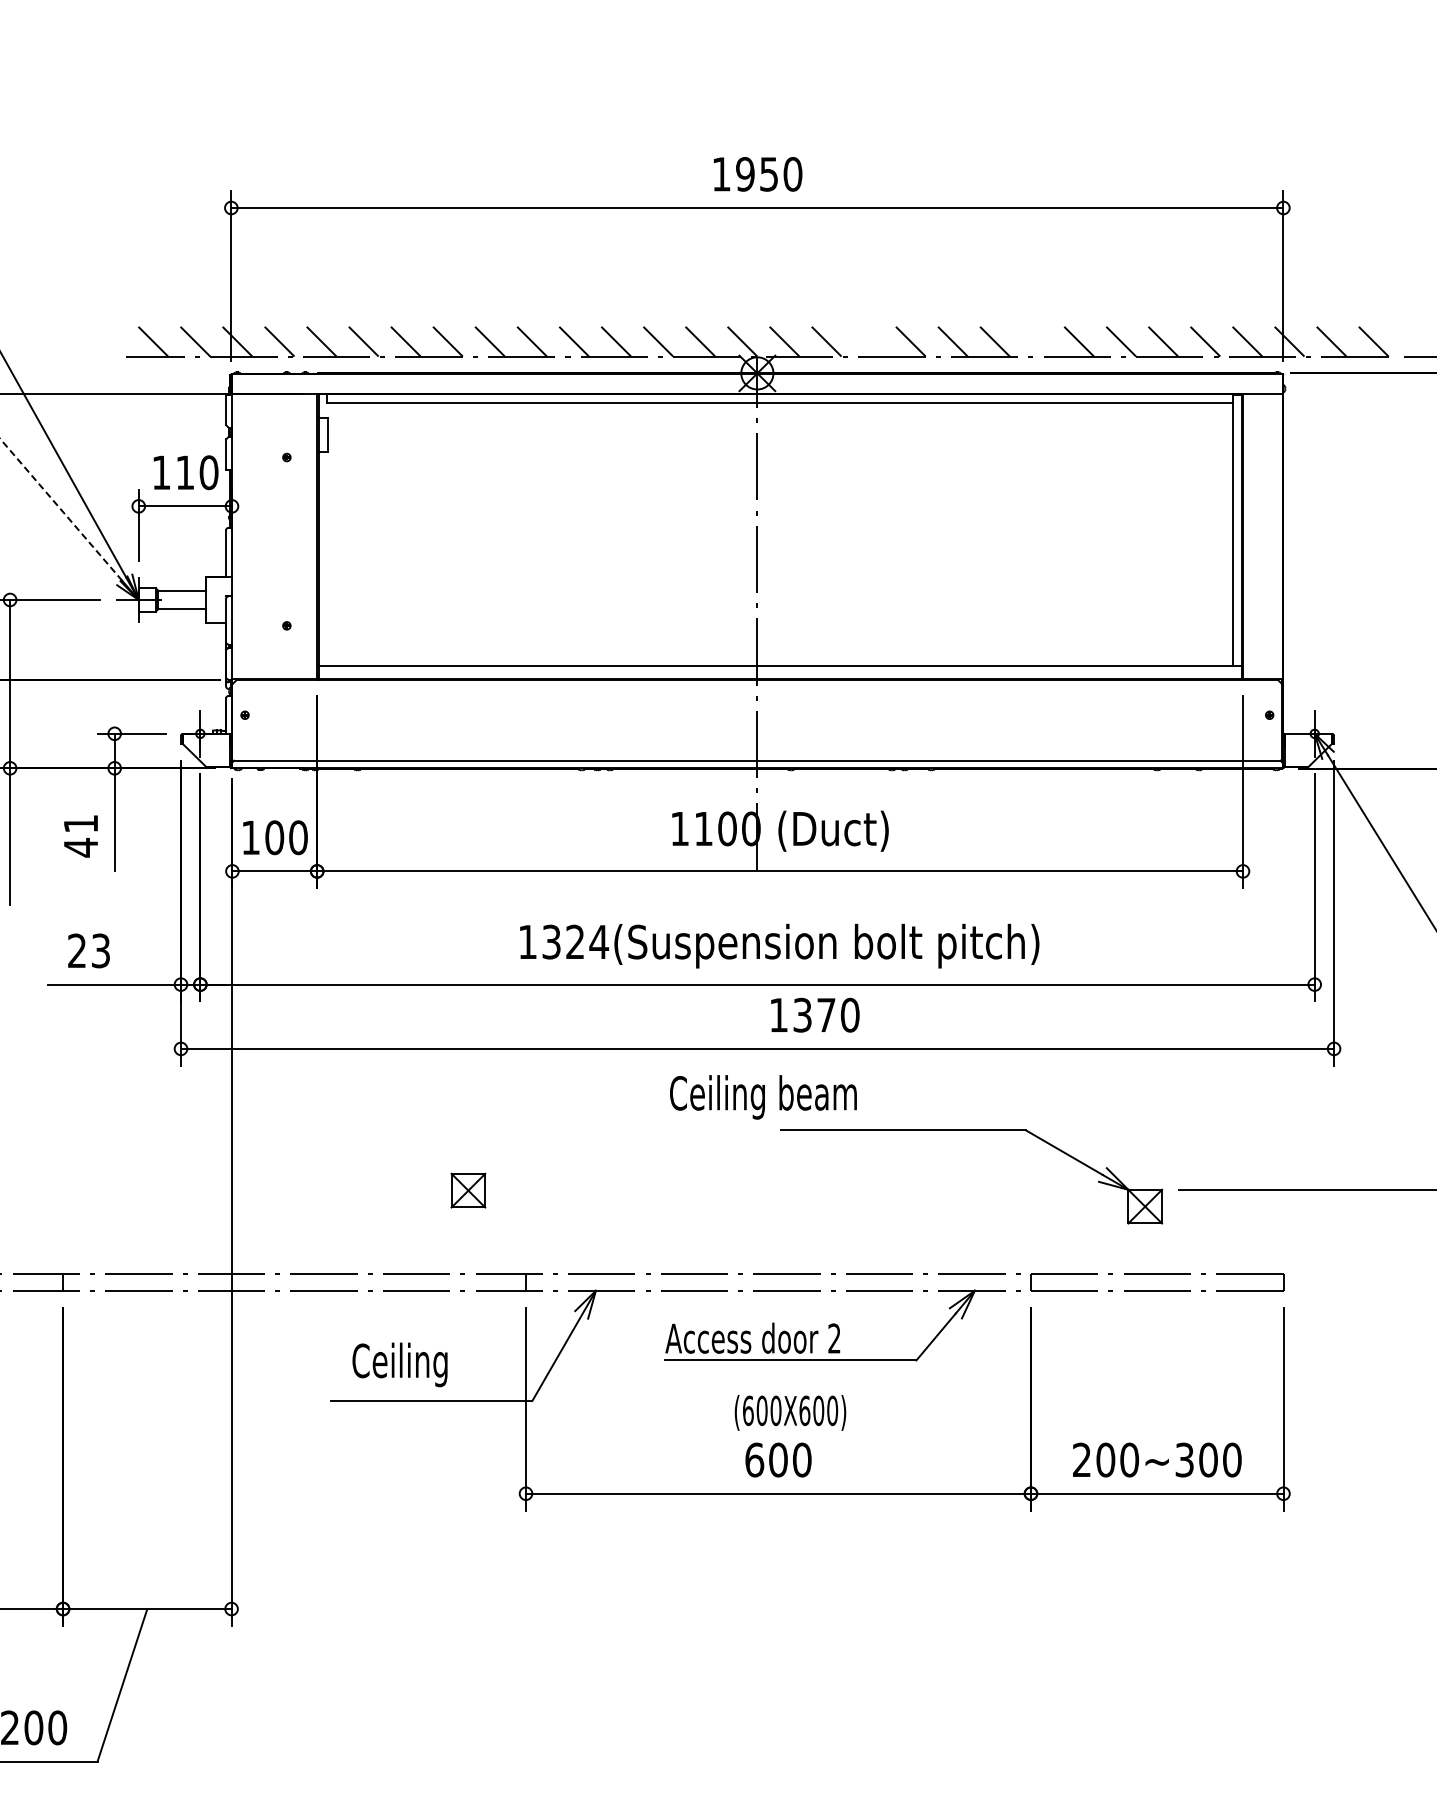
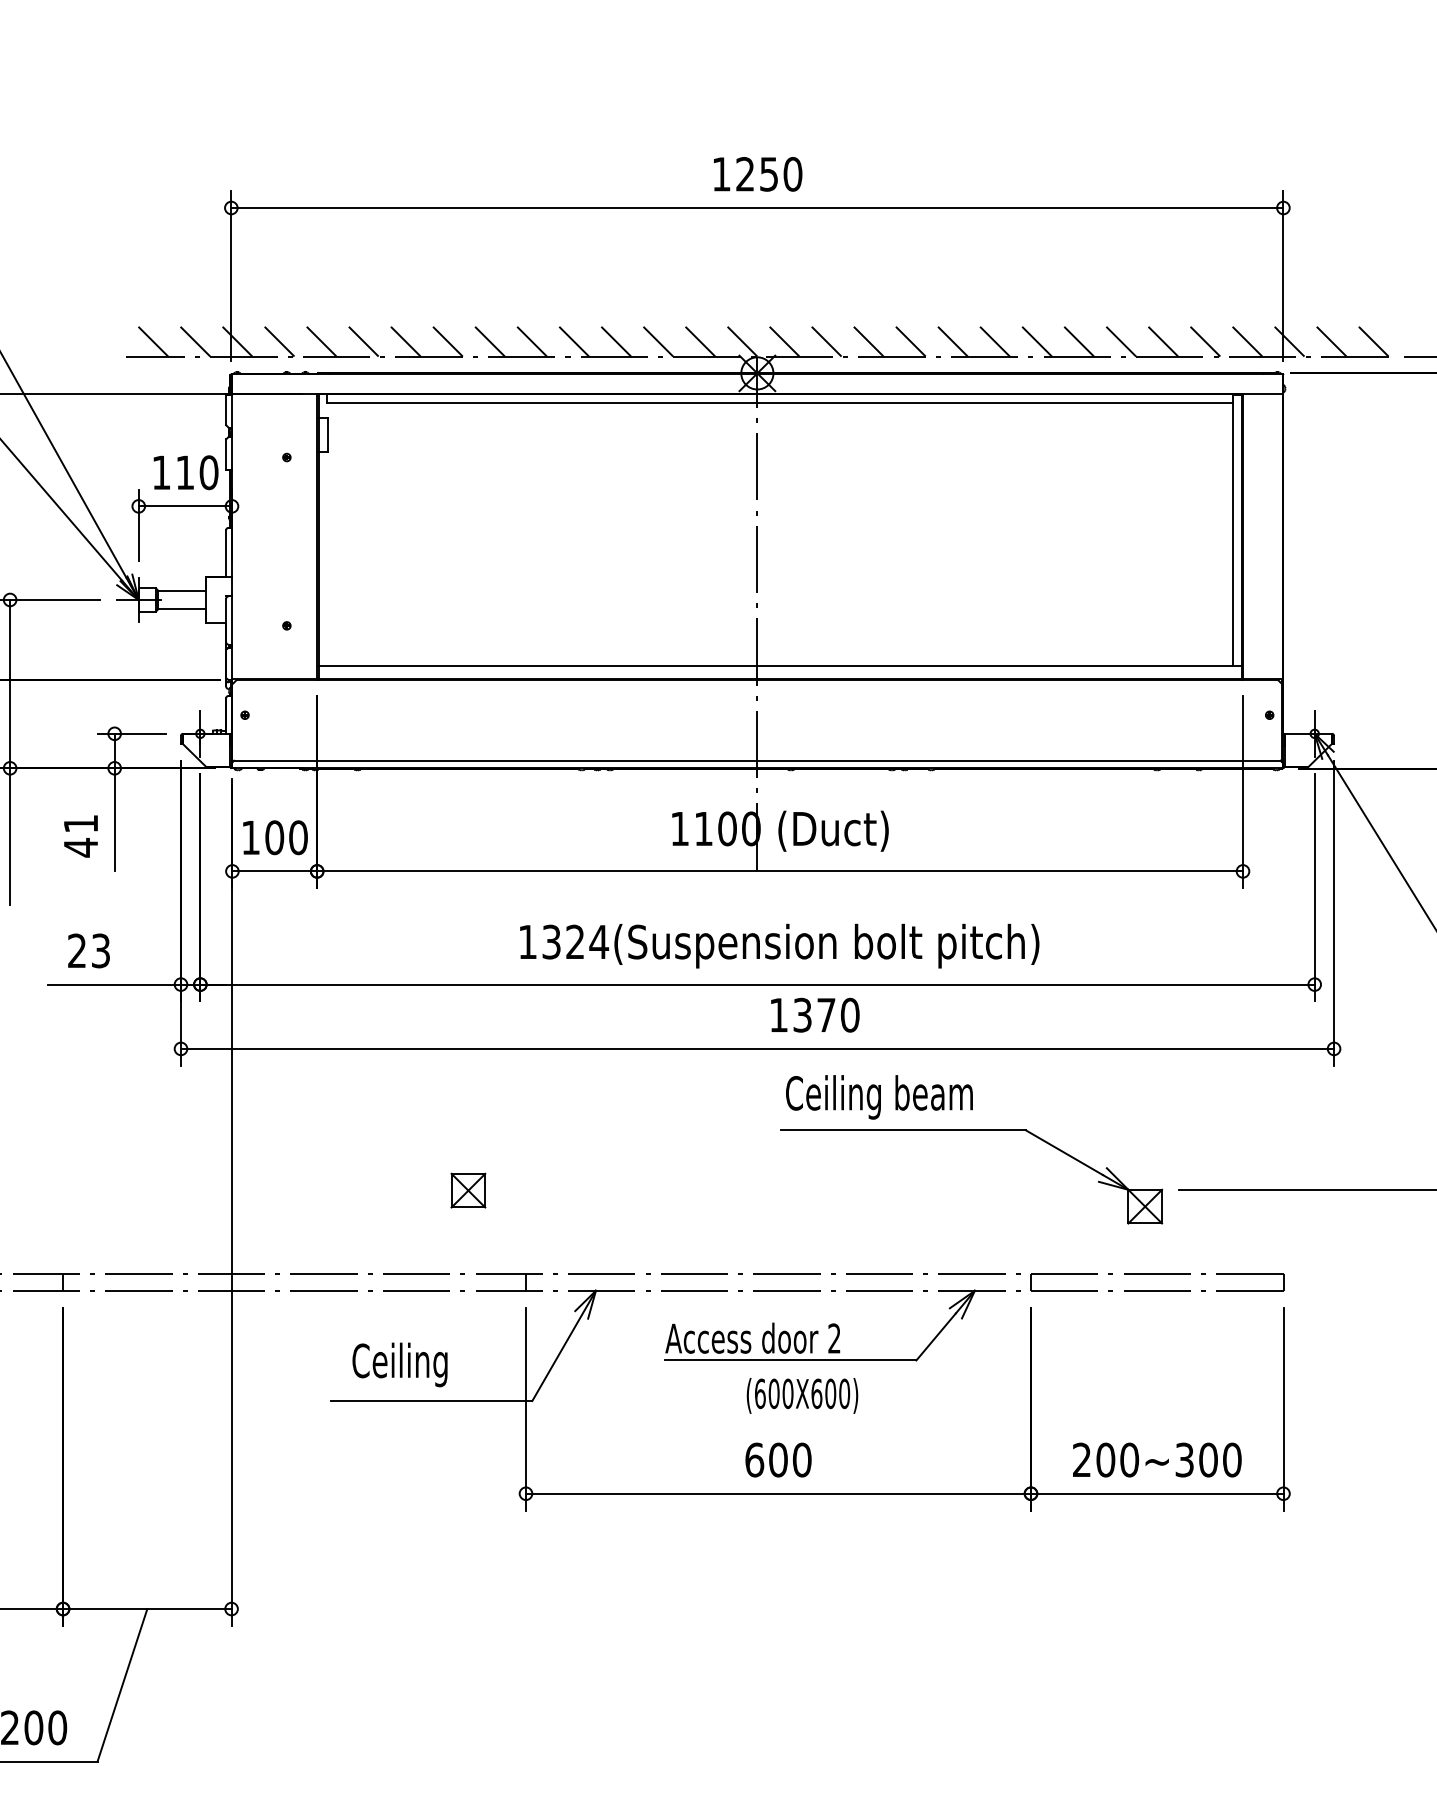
text: 1950 -> 1250 (745, 174)
line: none -> present (868, 341)
line: none -> present (1036, 341)
line: dashed -> solid (61, 509)
text position: (763, 1097) -> (879, 1097) (879, 1097)
text position: (790, 1412) -> (802, 1395) (802, 1395)
